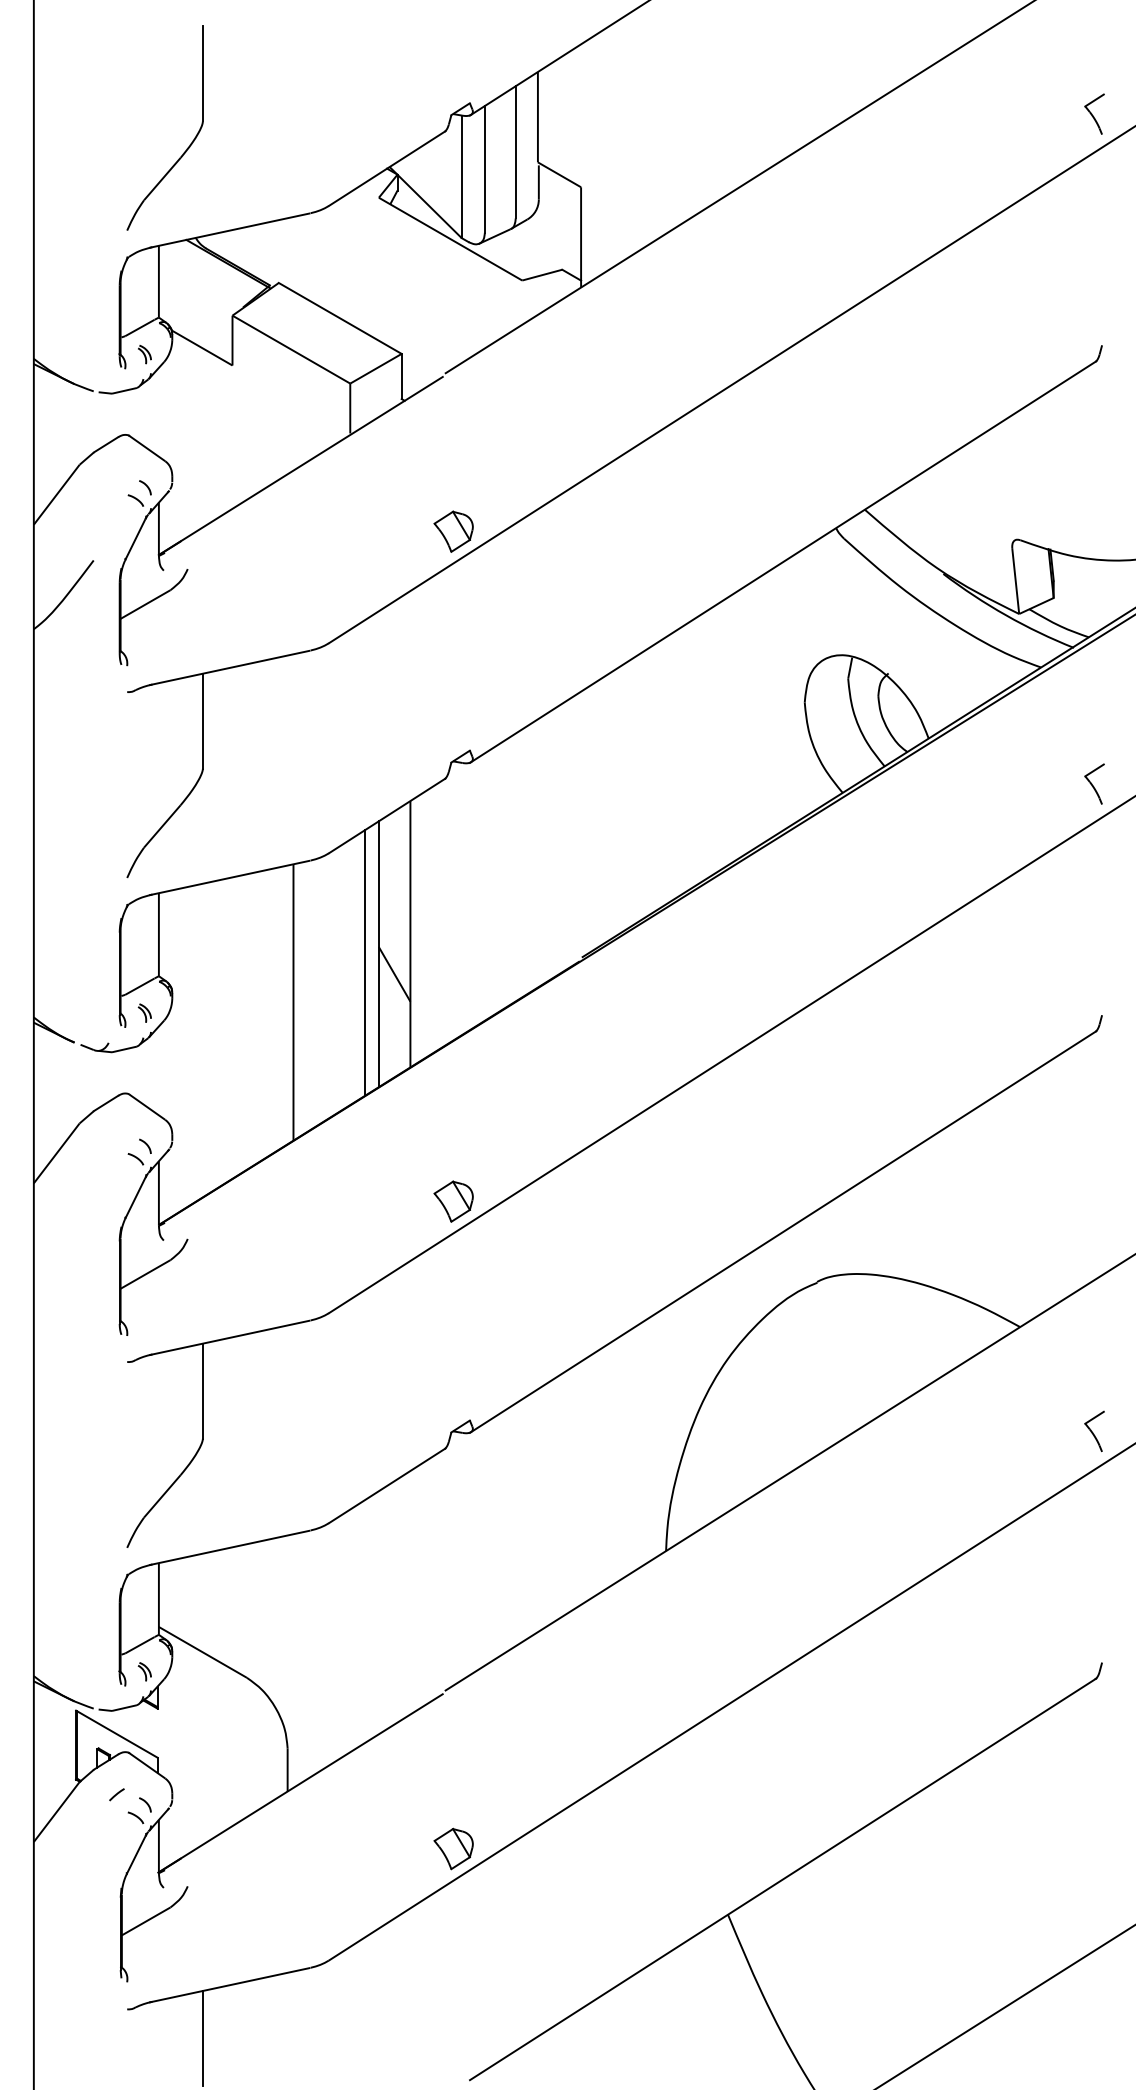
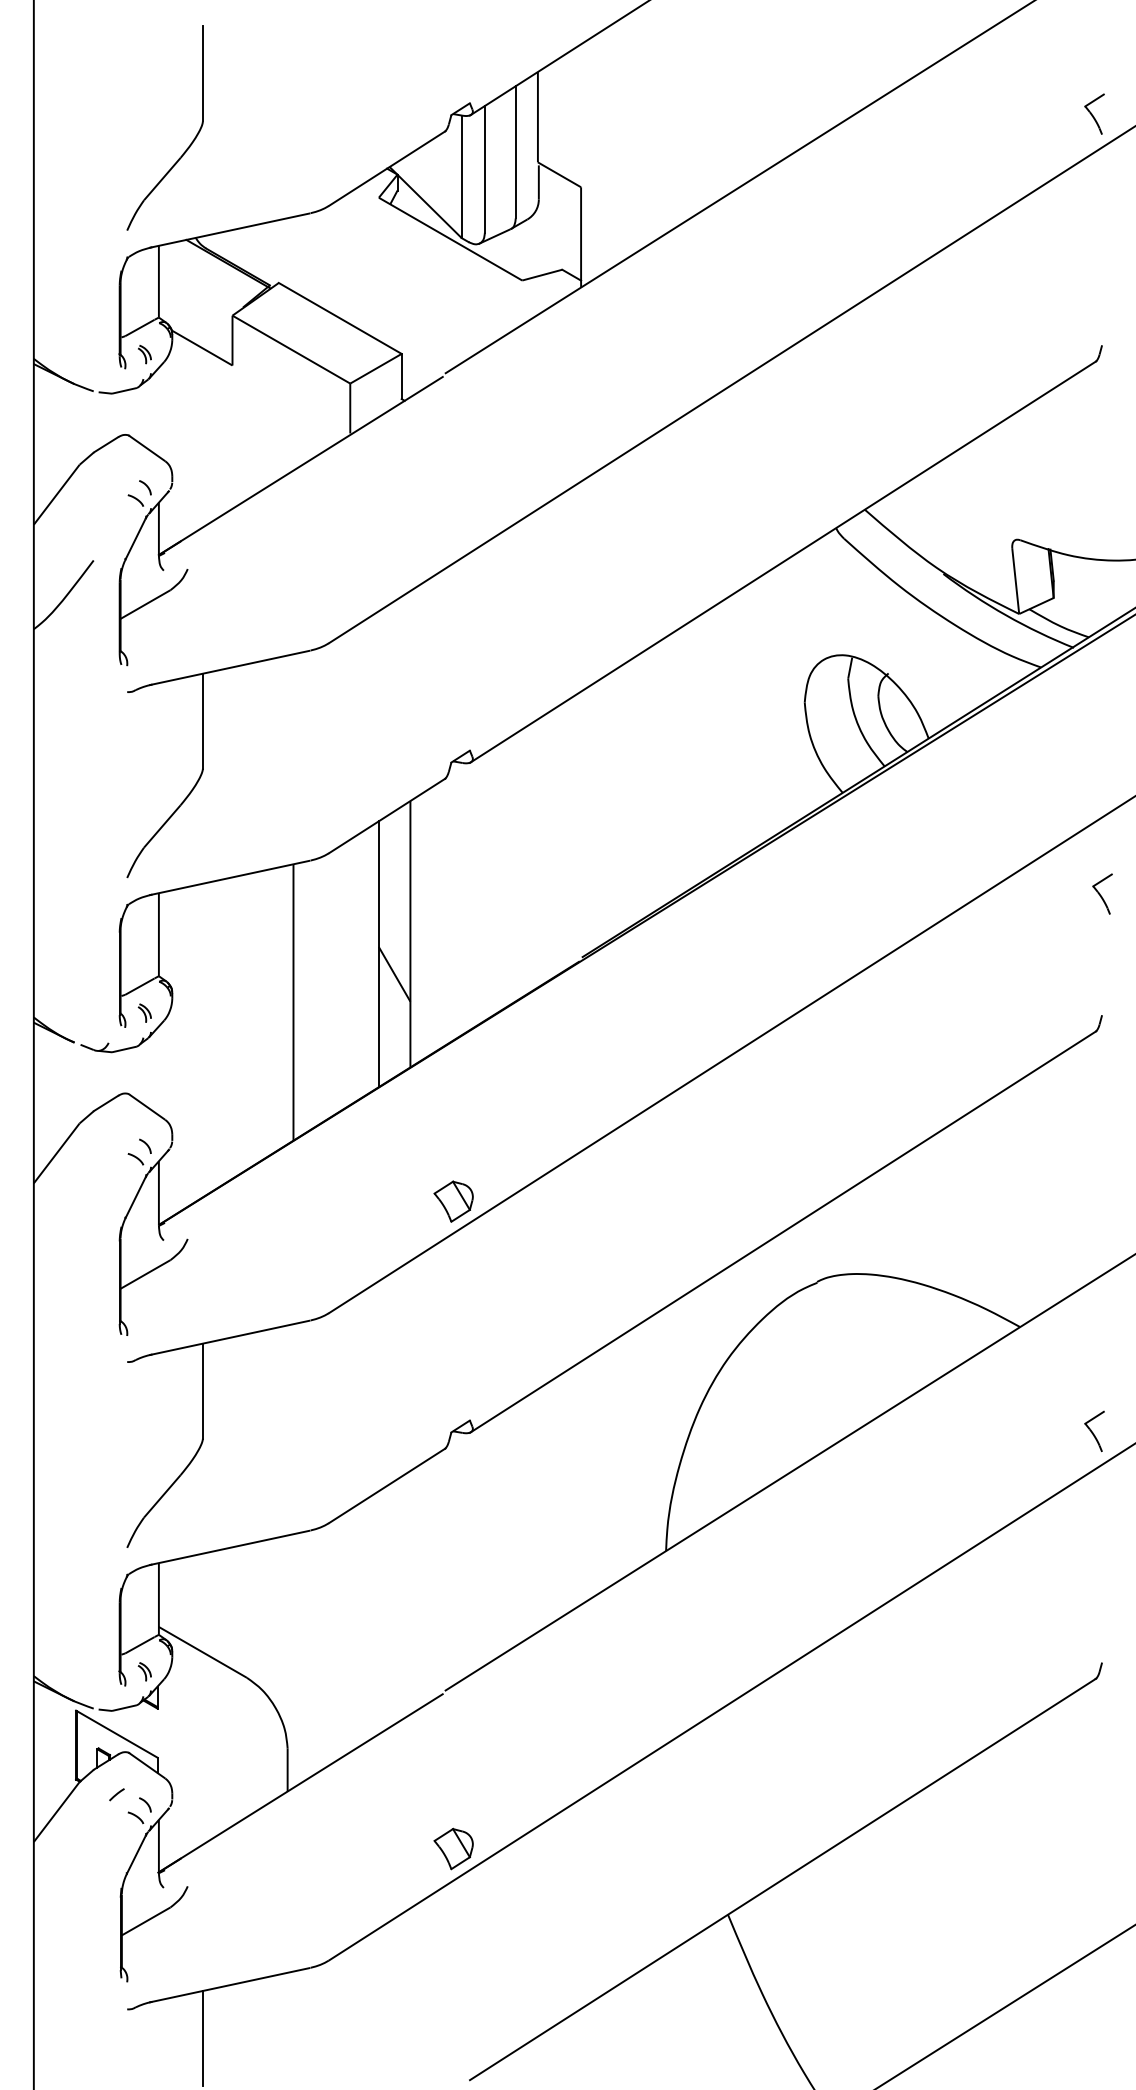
part: present -> none (453, 531)
part position: (1094, 783) -> (1102, 893) (1102, 893)
line: present -> none (364, 963)
